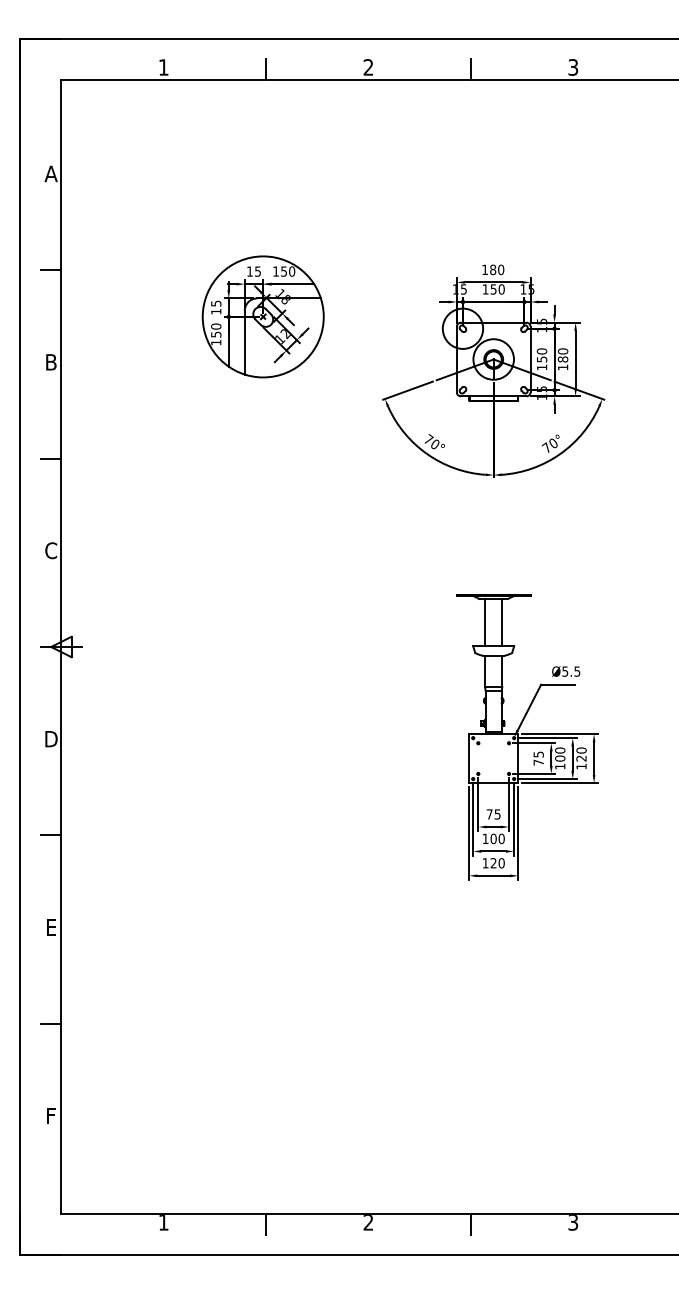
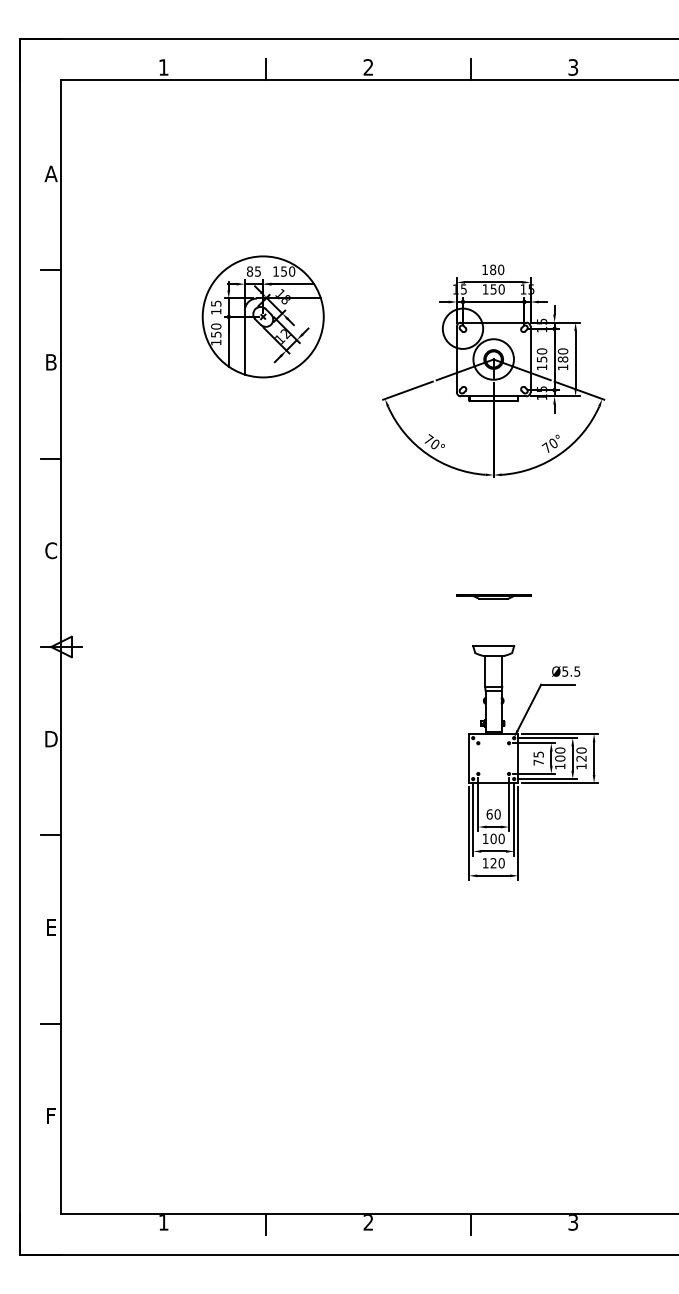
text: 15 -> 85 (250, 271)
line: present -> none (485, 622)
line: present -> none (502, 622)
text: 75 -> 60 (493, 814)
